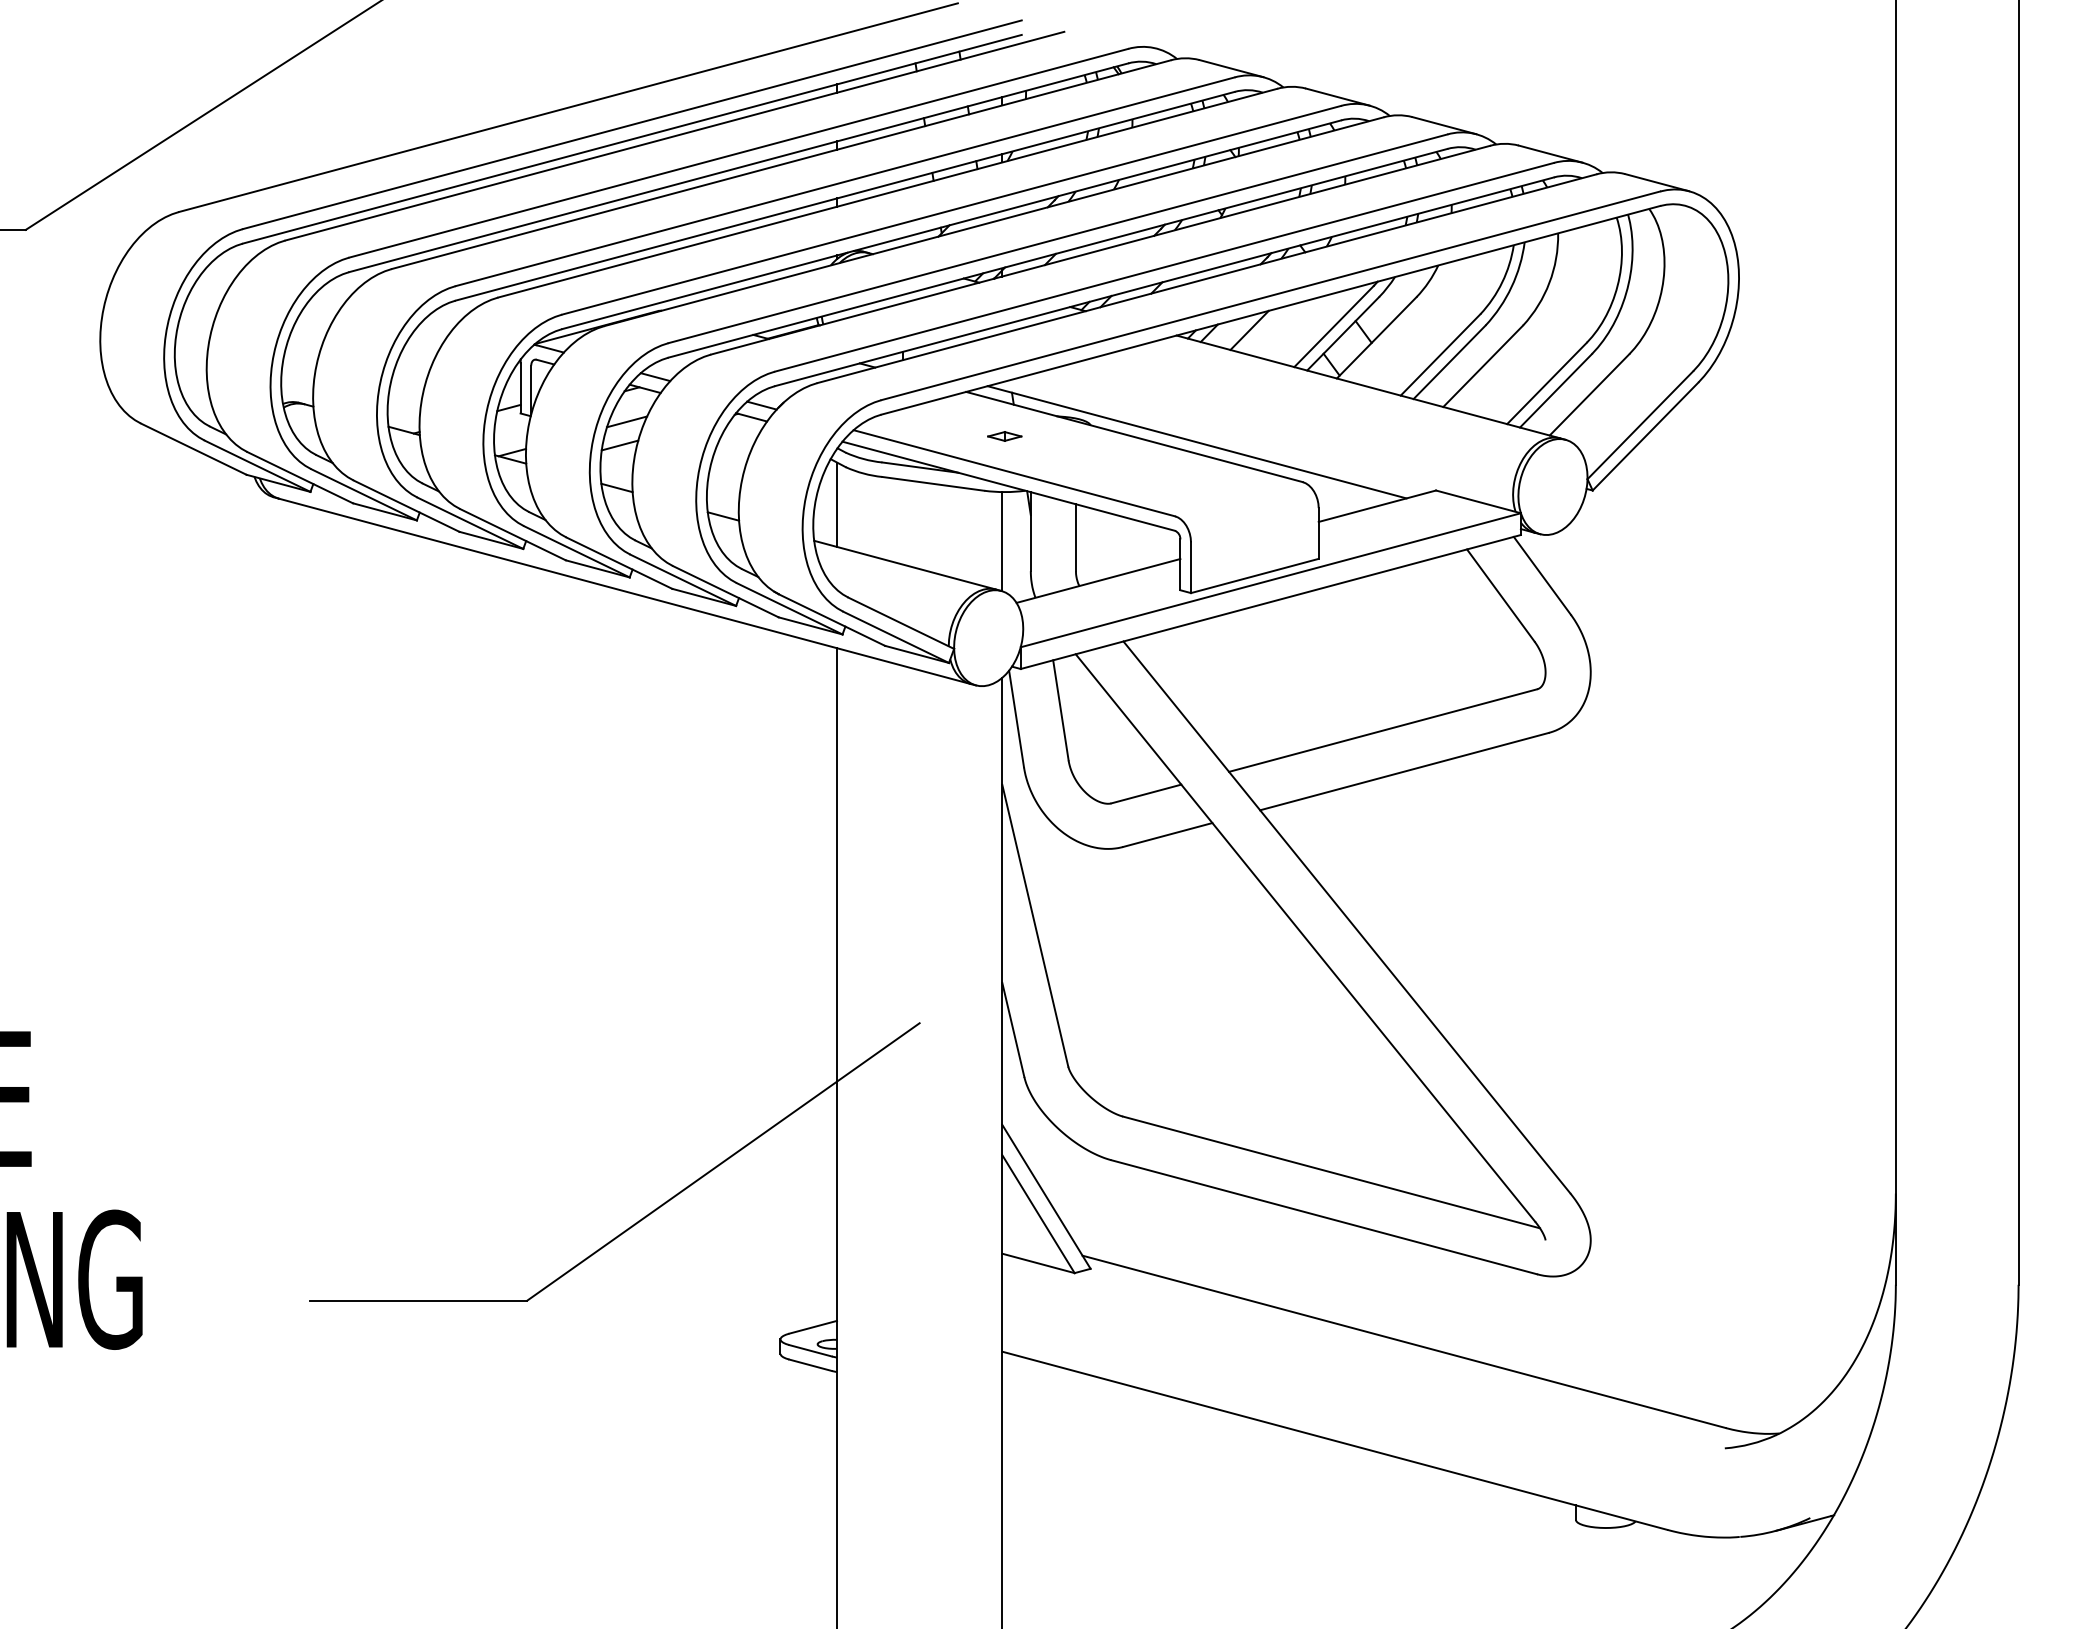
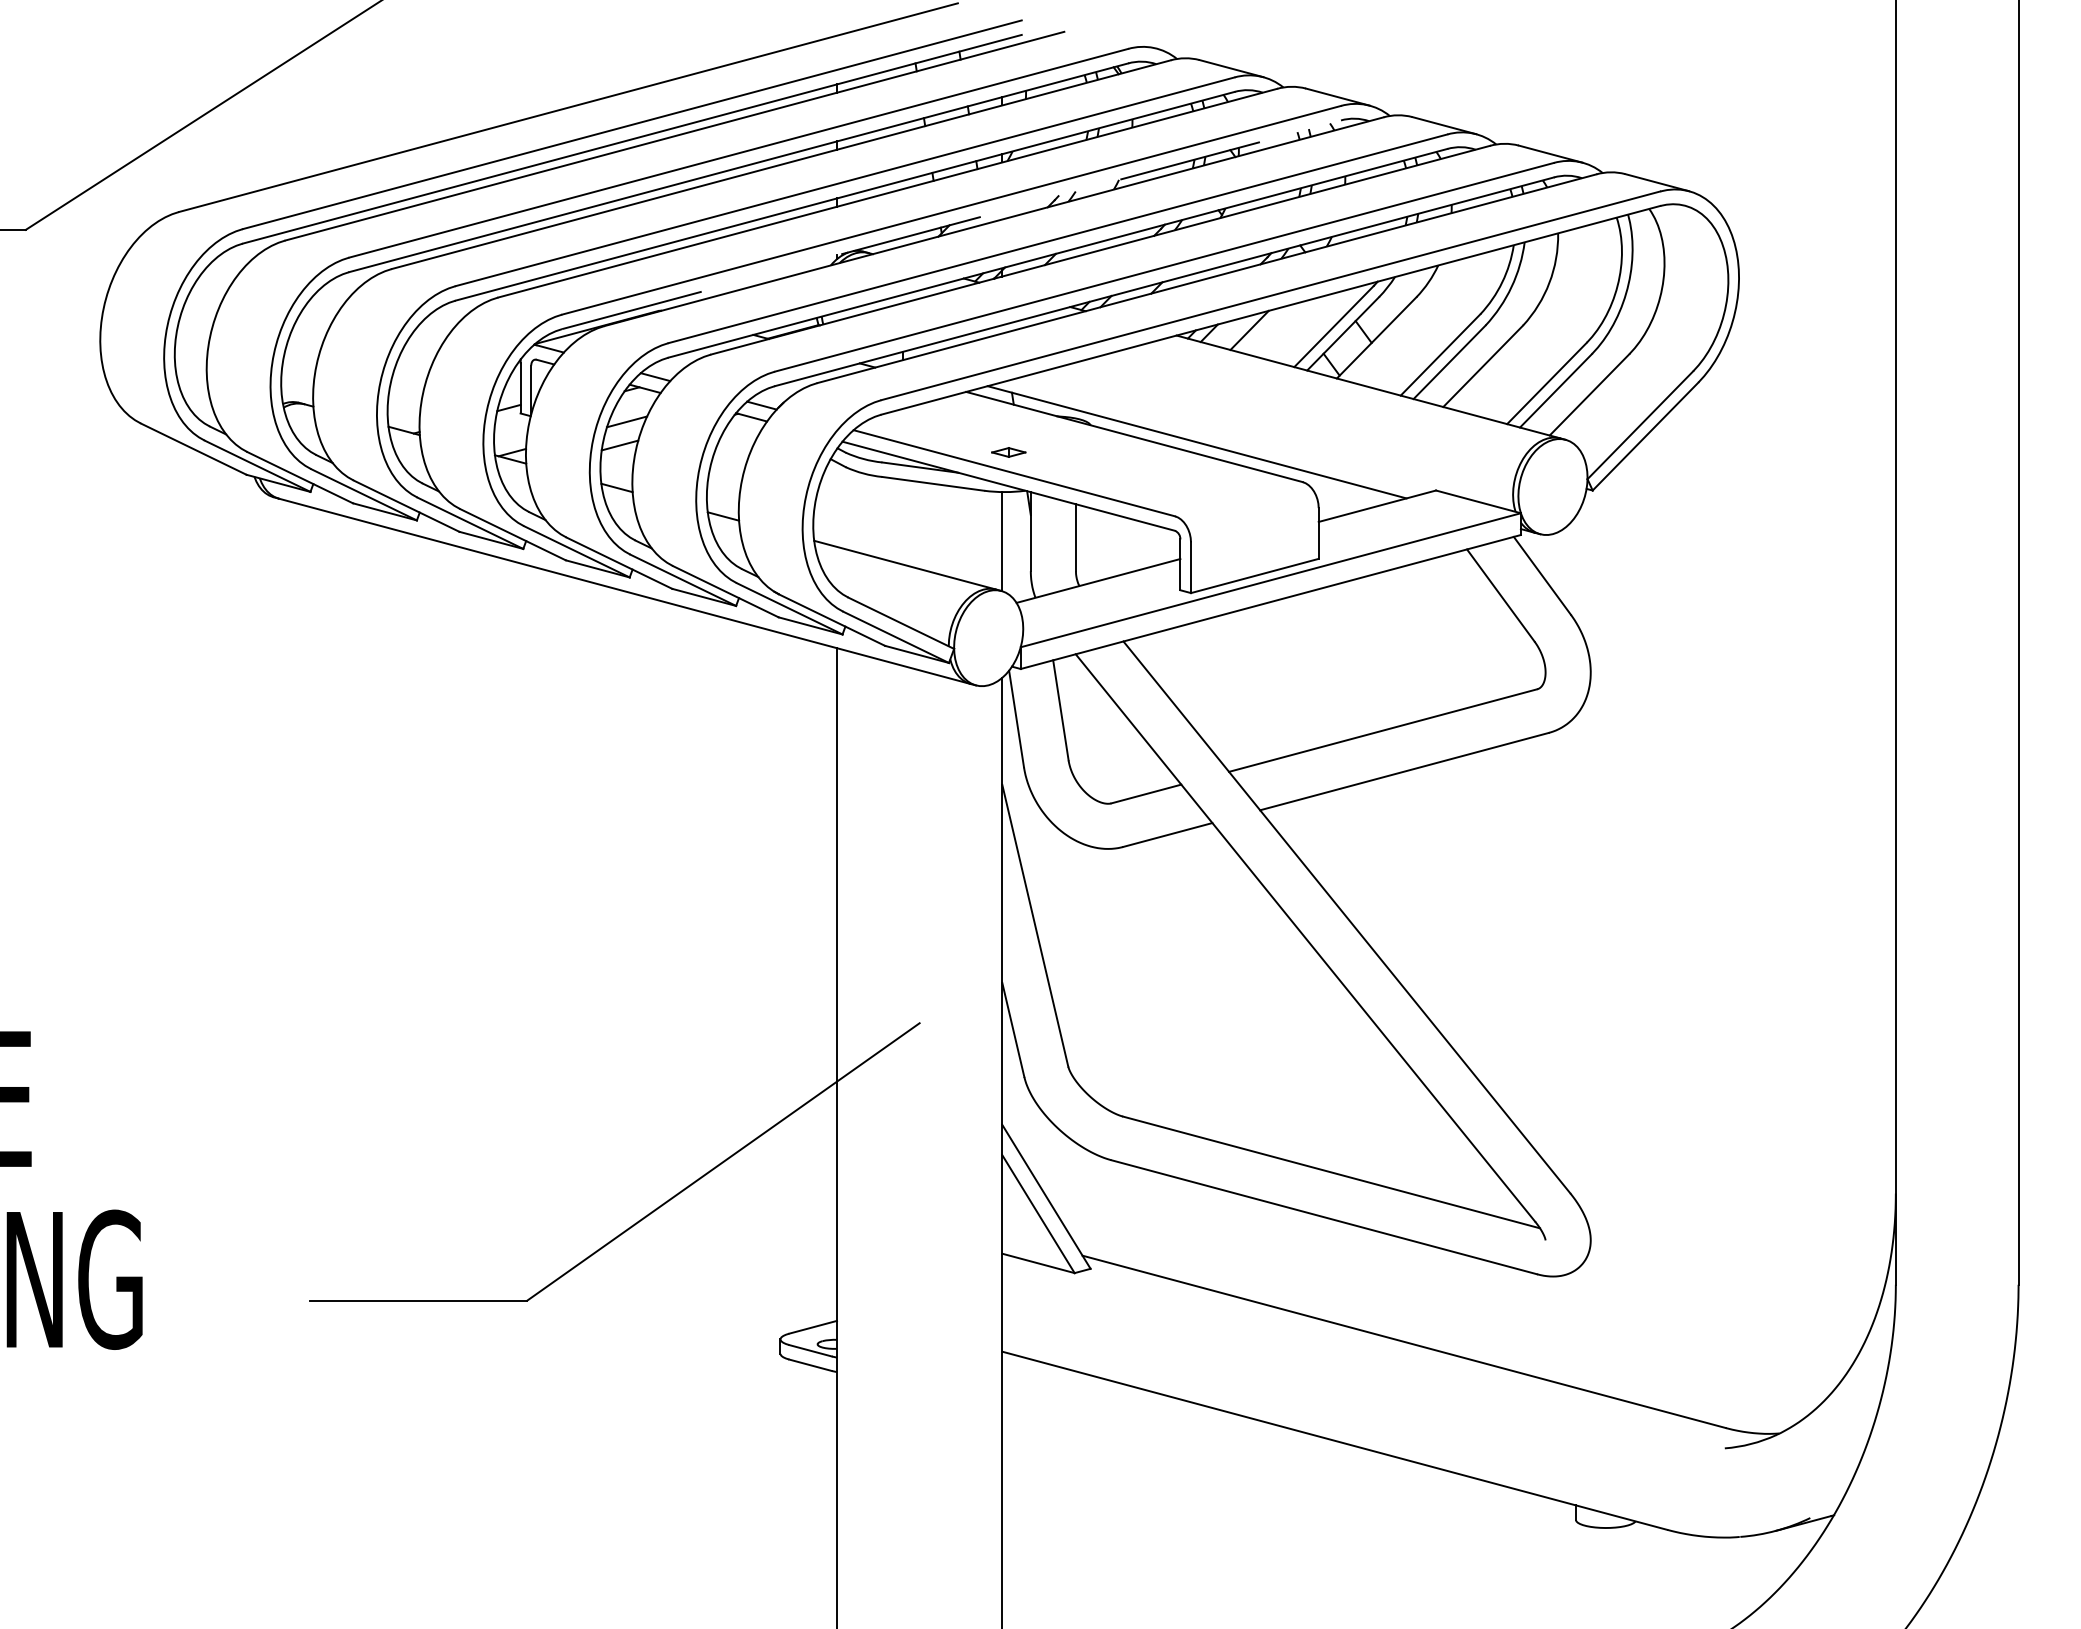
line: solid -> dashed (952, 224)
part position: (1004, 436) -> (1008, 452) (1008, 452)
line: present -> none (837, 504)
